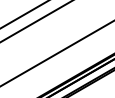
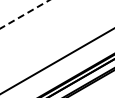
line: solid -> dashed (25, 14)
line: present -> none (35, 21)
line position: (56, 53) -> (56, 60) (56, 60)
